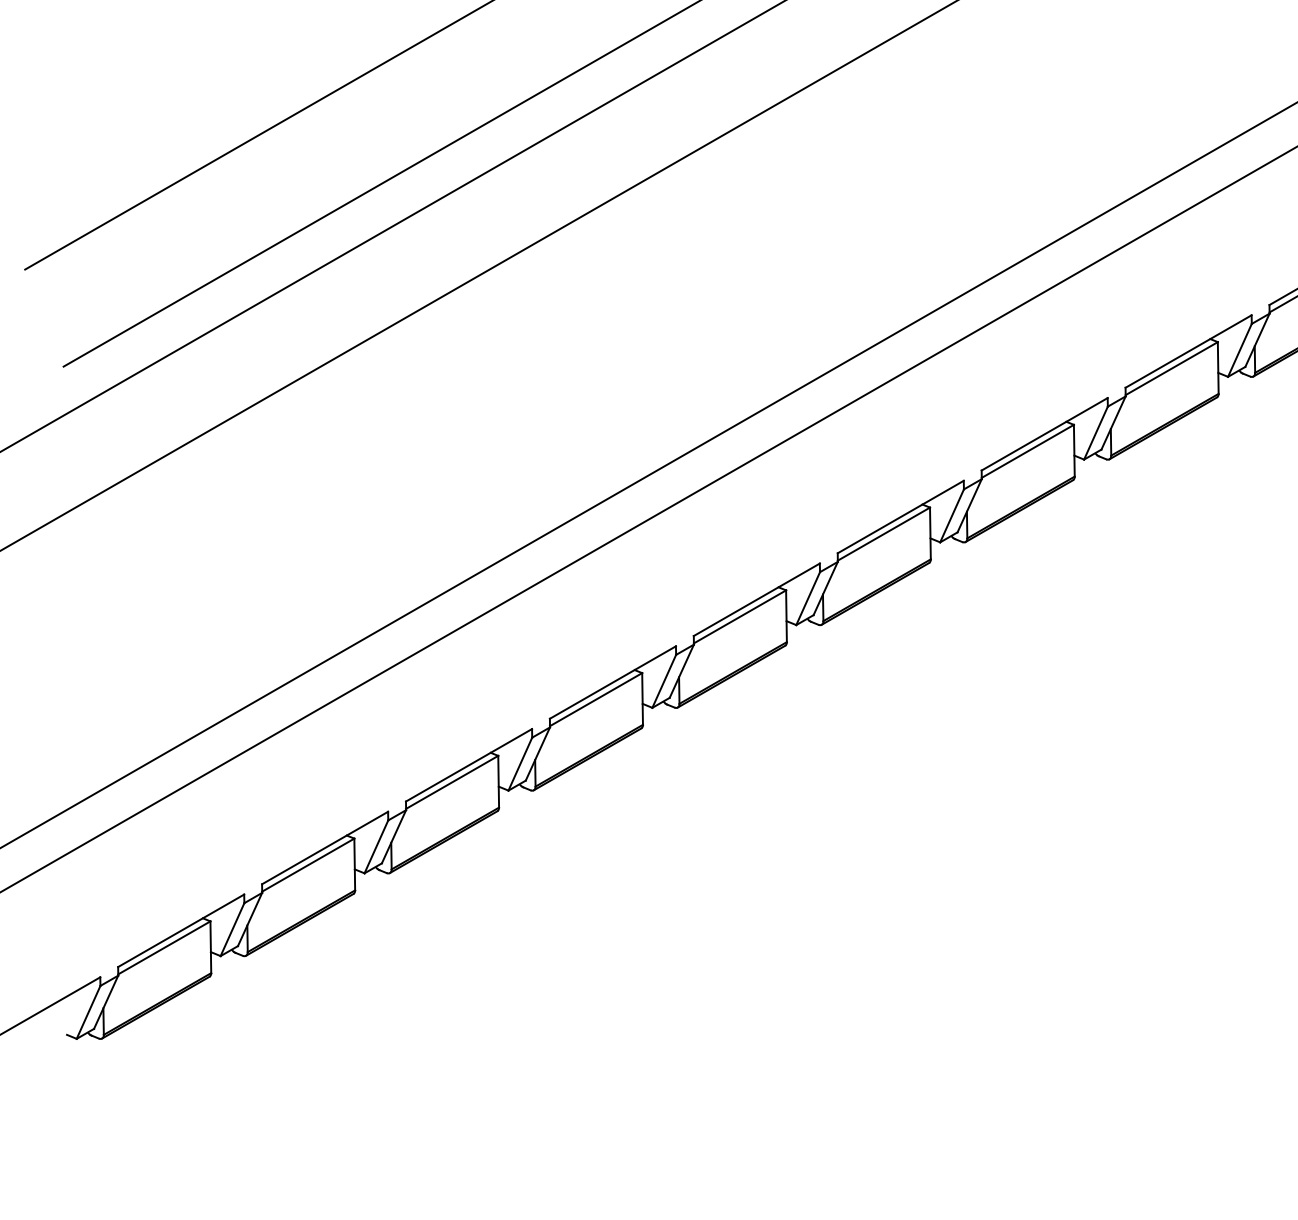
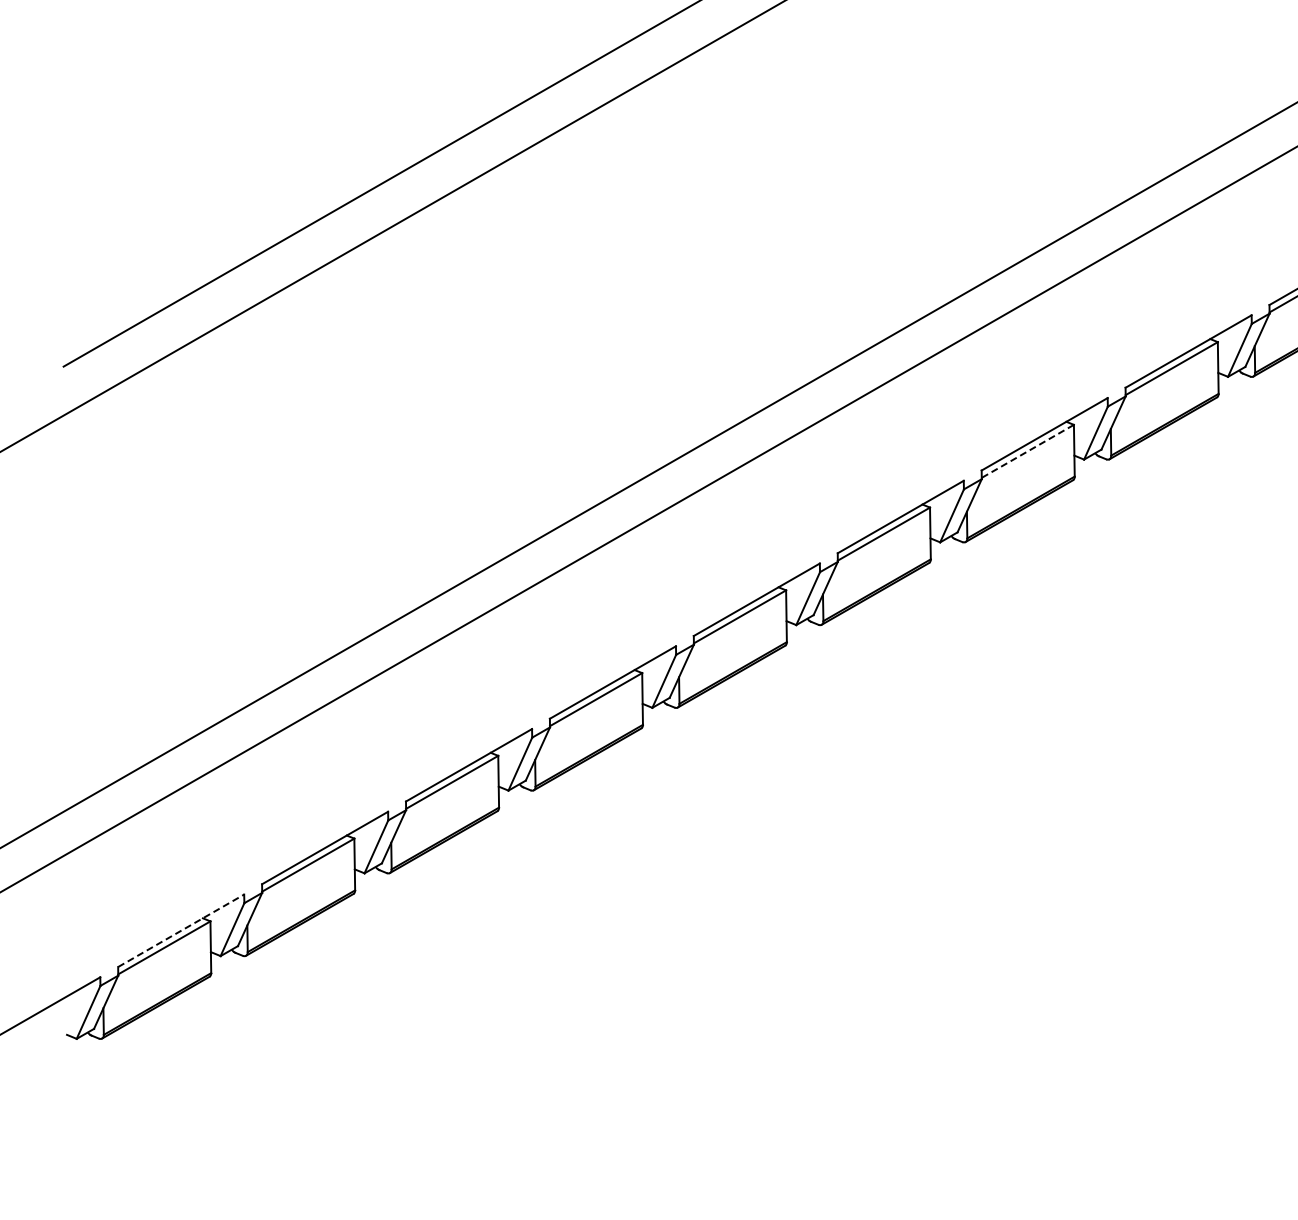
line: present -> none (257, 135)
line: present -> none (478, 275)
line: solid -> dashed (1027, 451)
line: solid -> dashed (181, 930)
